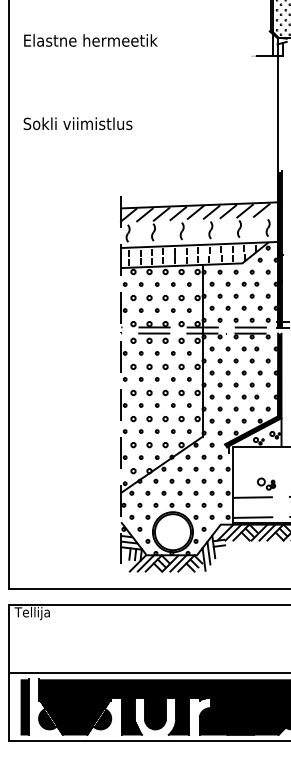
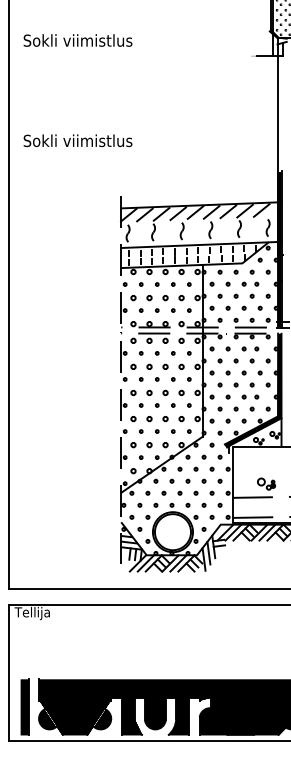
text: Elastne hermeetik -> Sokli viimistlus (90, 40)
text position: (77, 123) -> (77, 140) (77, 140)
line: present -> none (147, 673)
